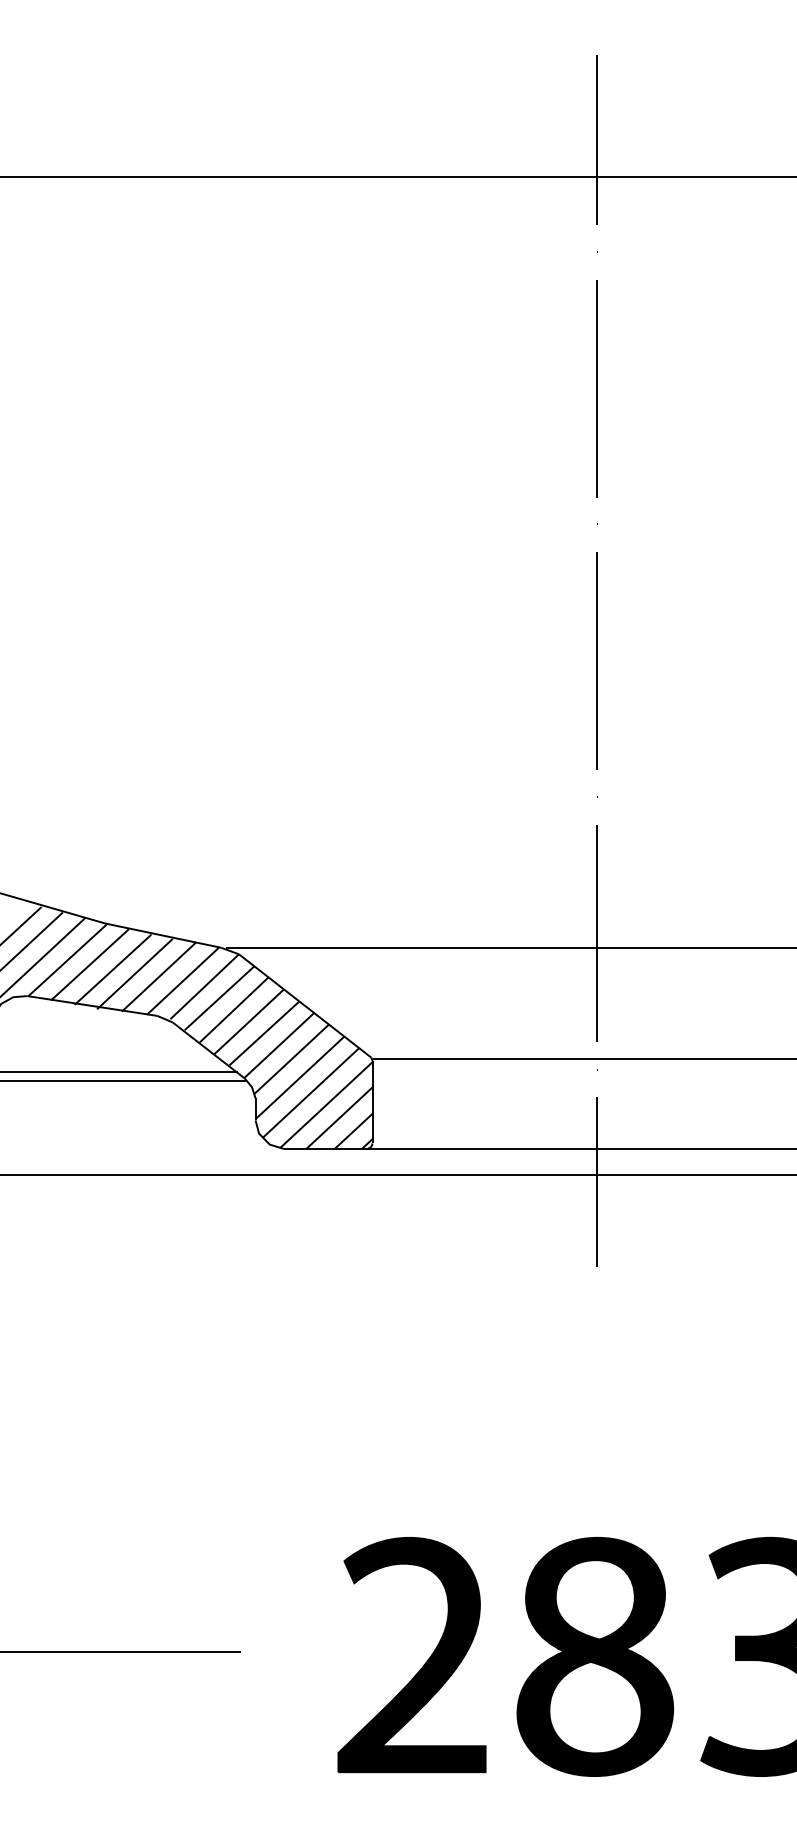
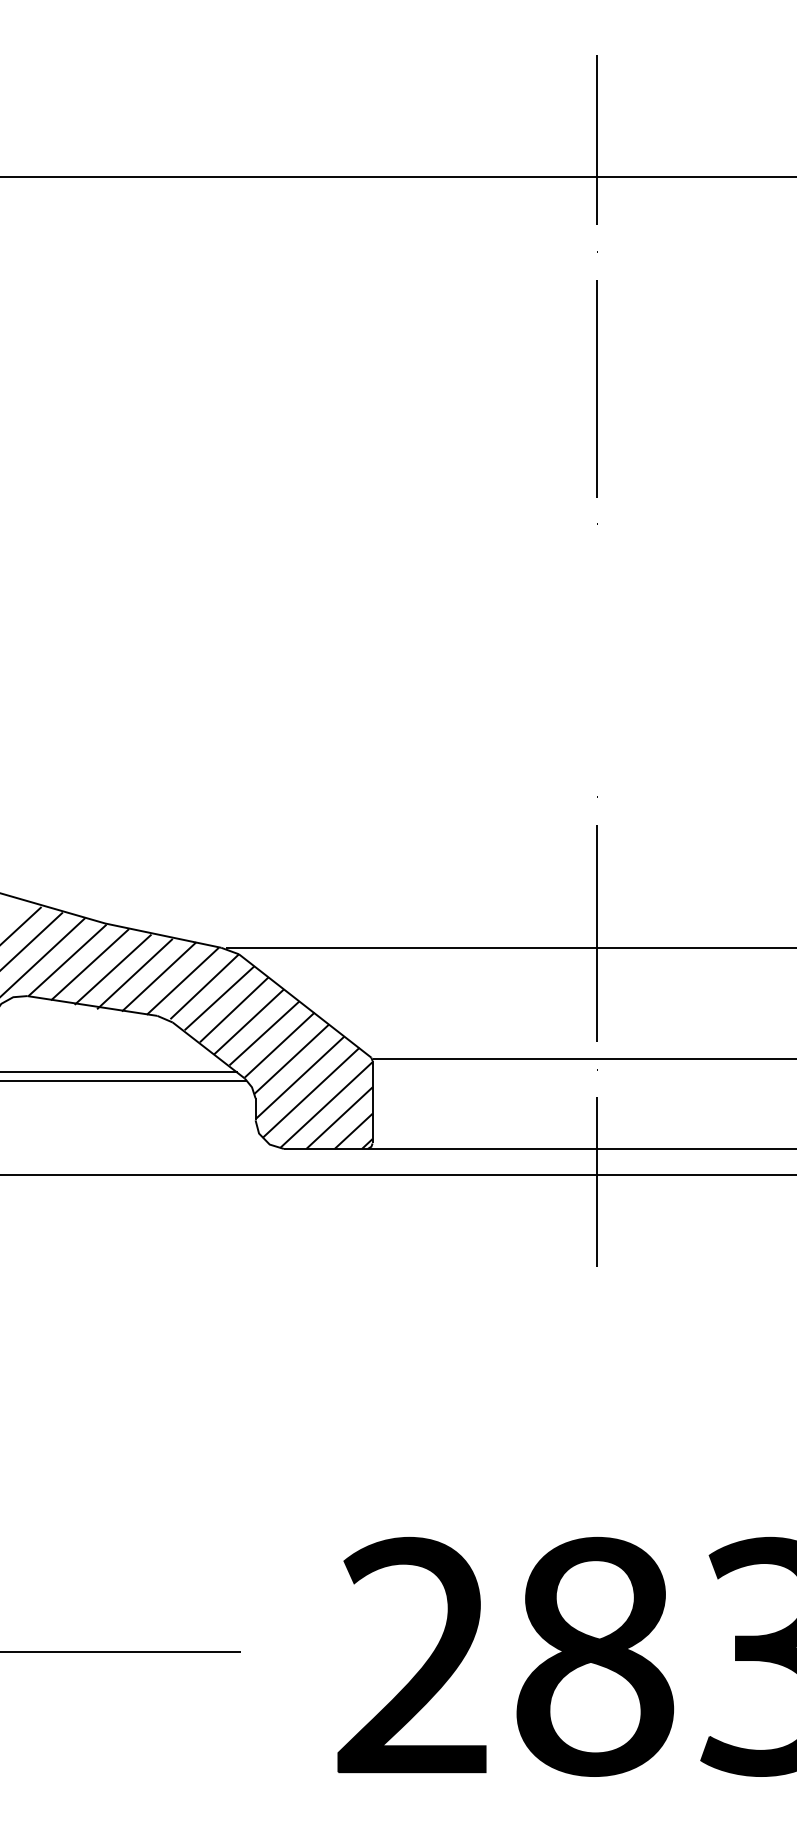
line: present -> none (596, 660)
